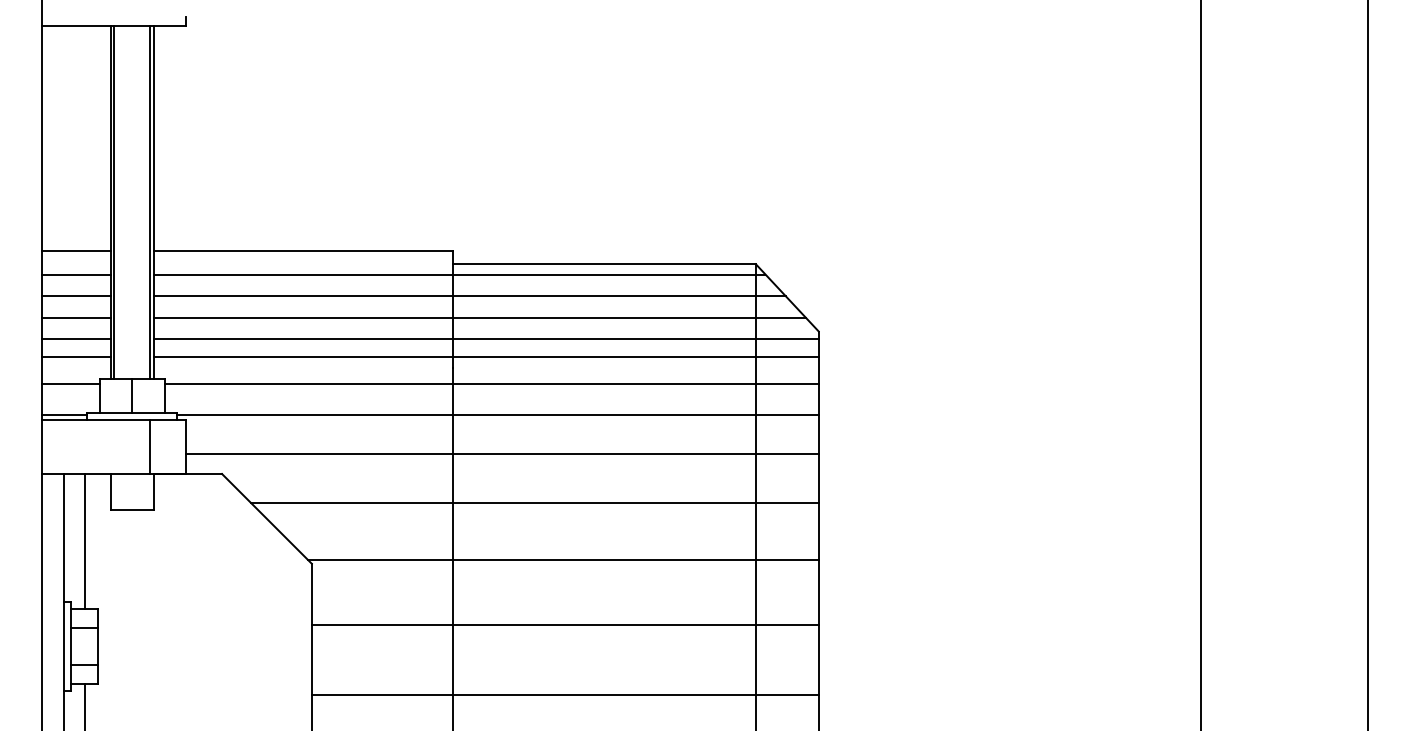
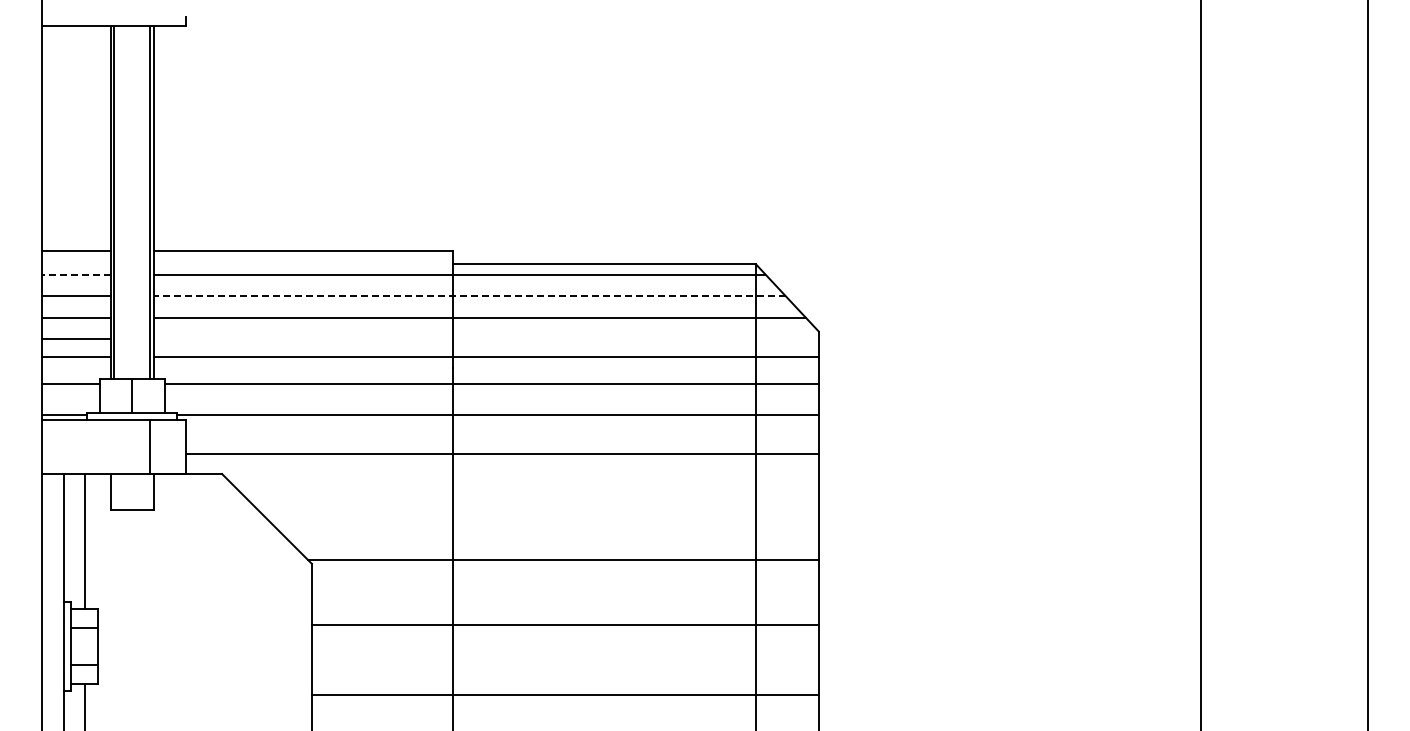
line: solid -> dashed (75, 274)
line: solid -> dashed (469, 296)
line: present -> none (485, 339)
line: present -> none (534, 502)
